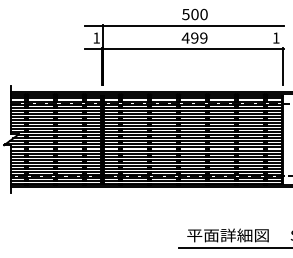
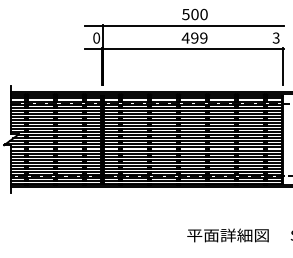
text: 1 -> 0 (96, 37)
text: 1 -> 3 (275, 37)
line: present -> none (234, 247)
